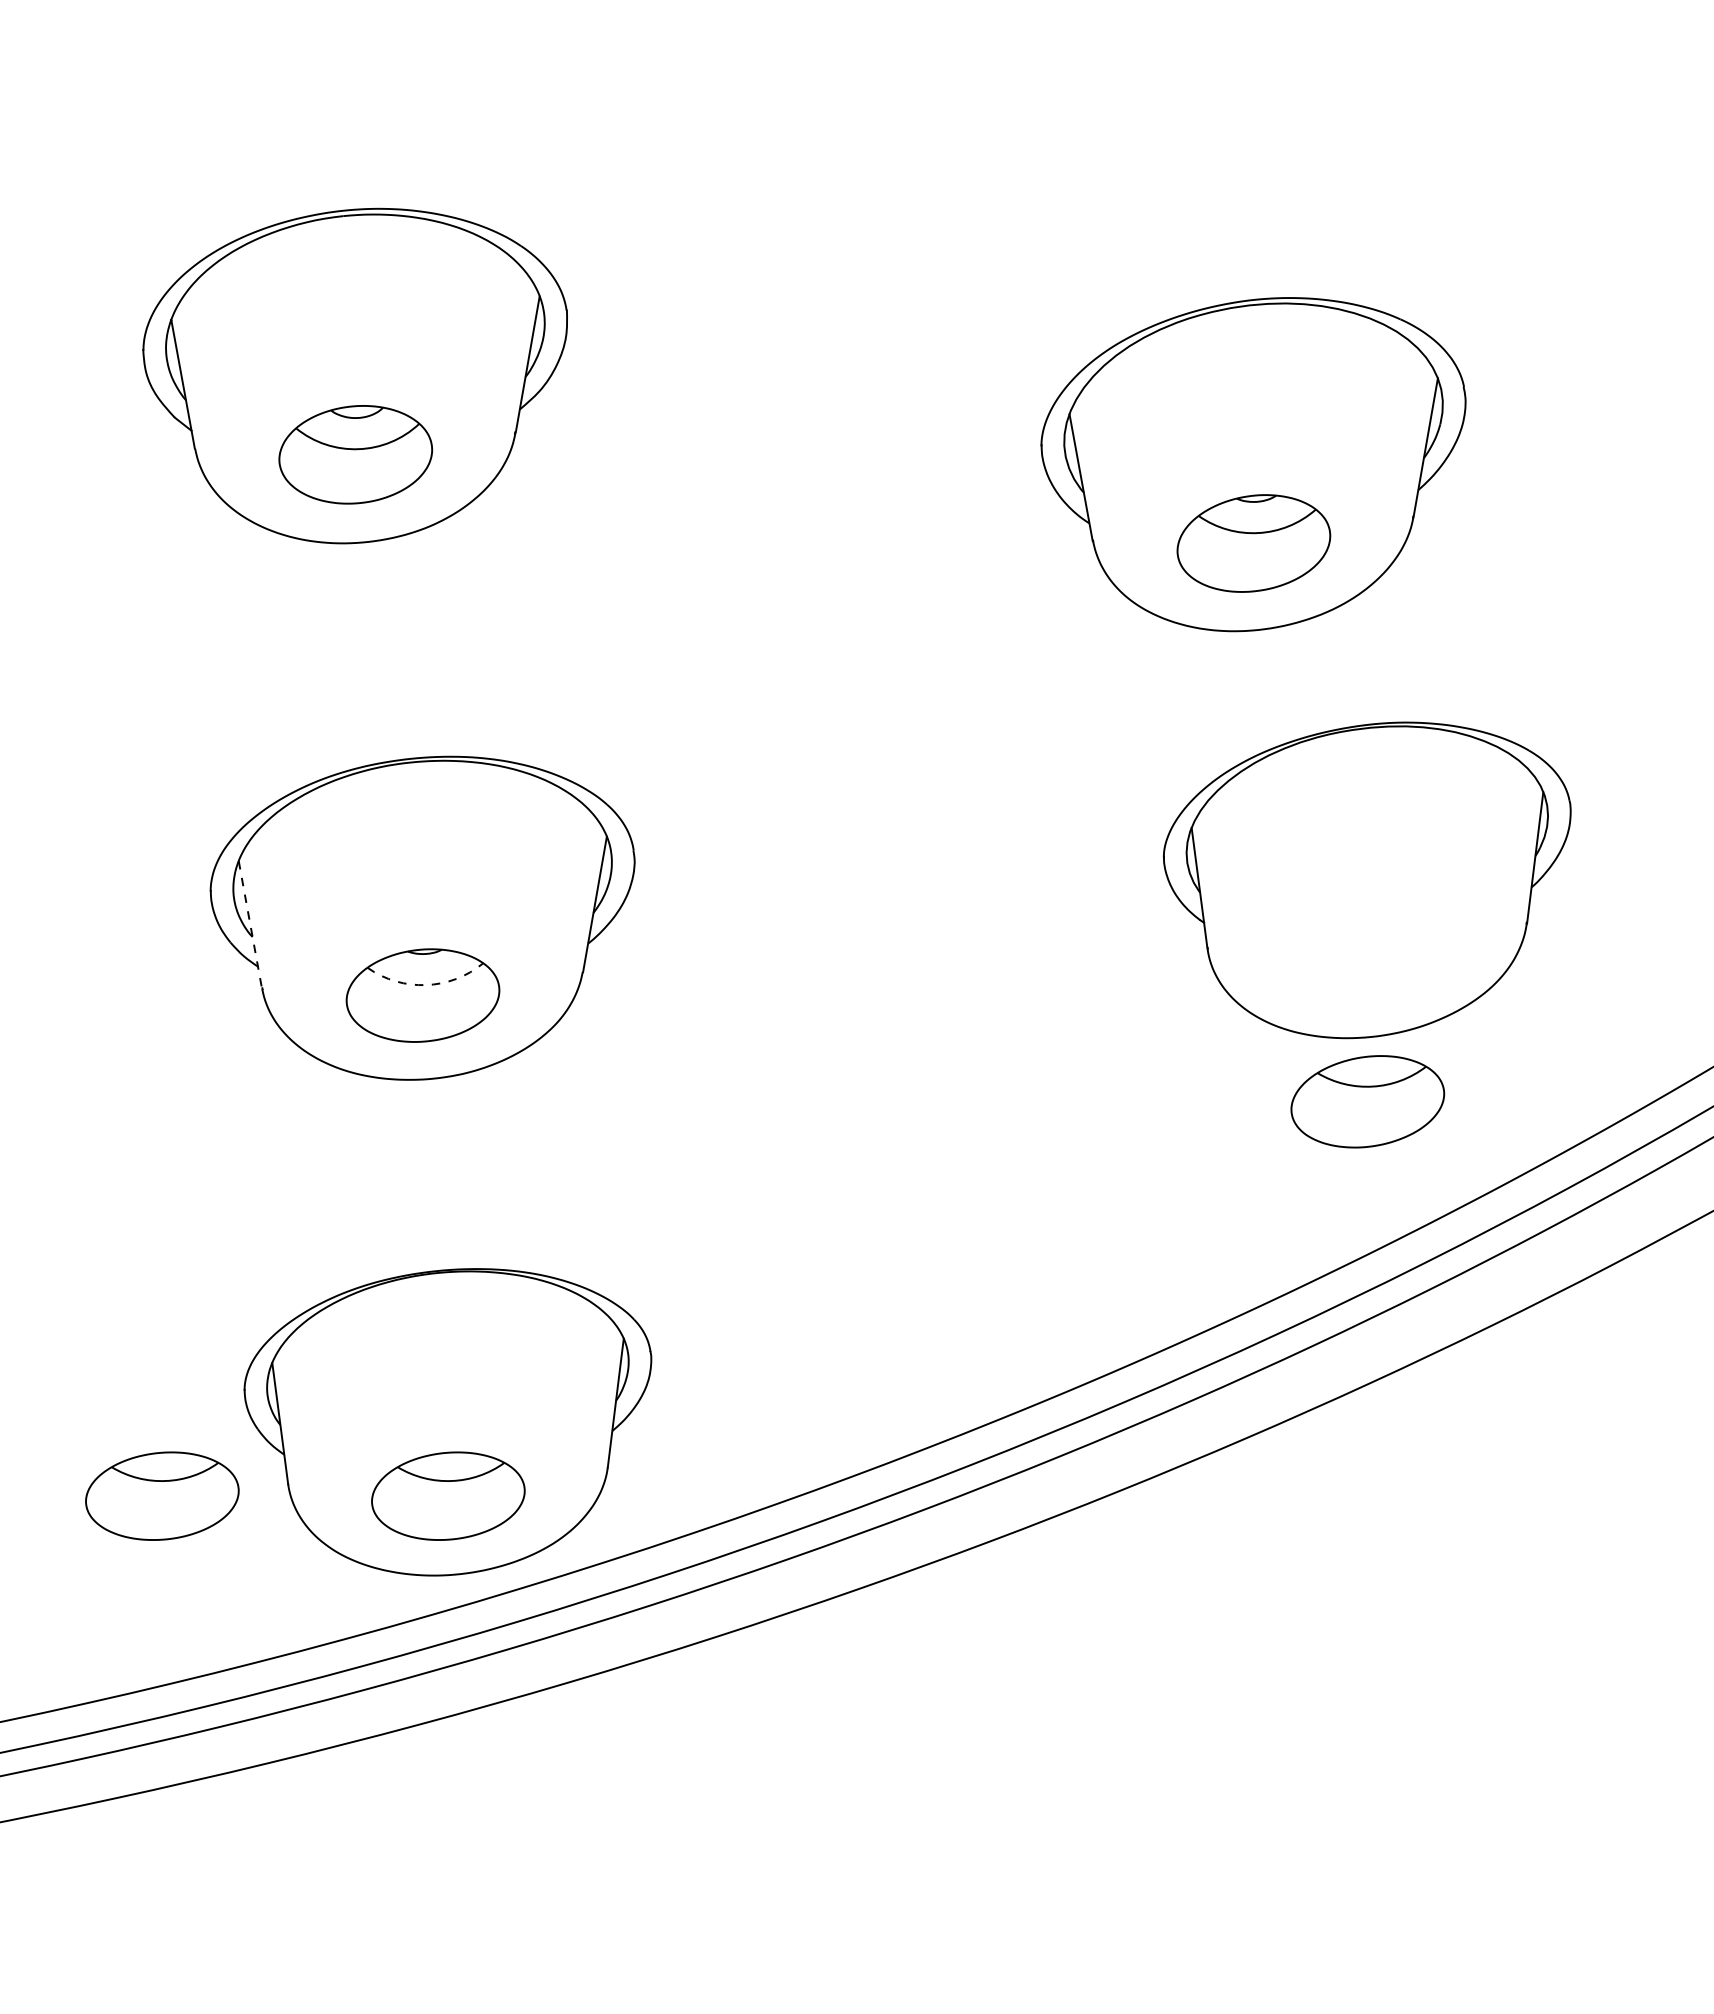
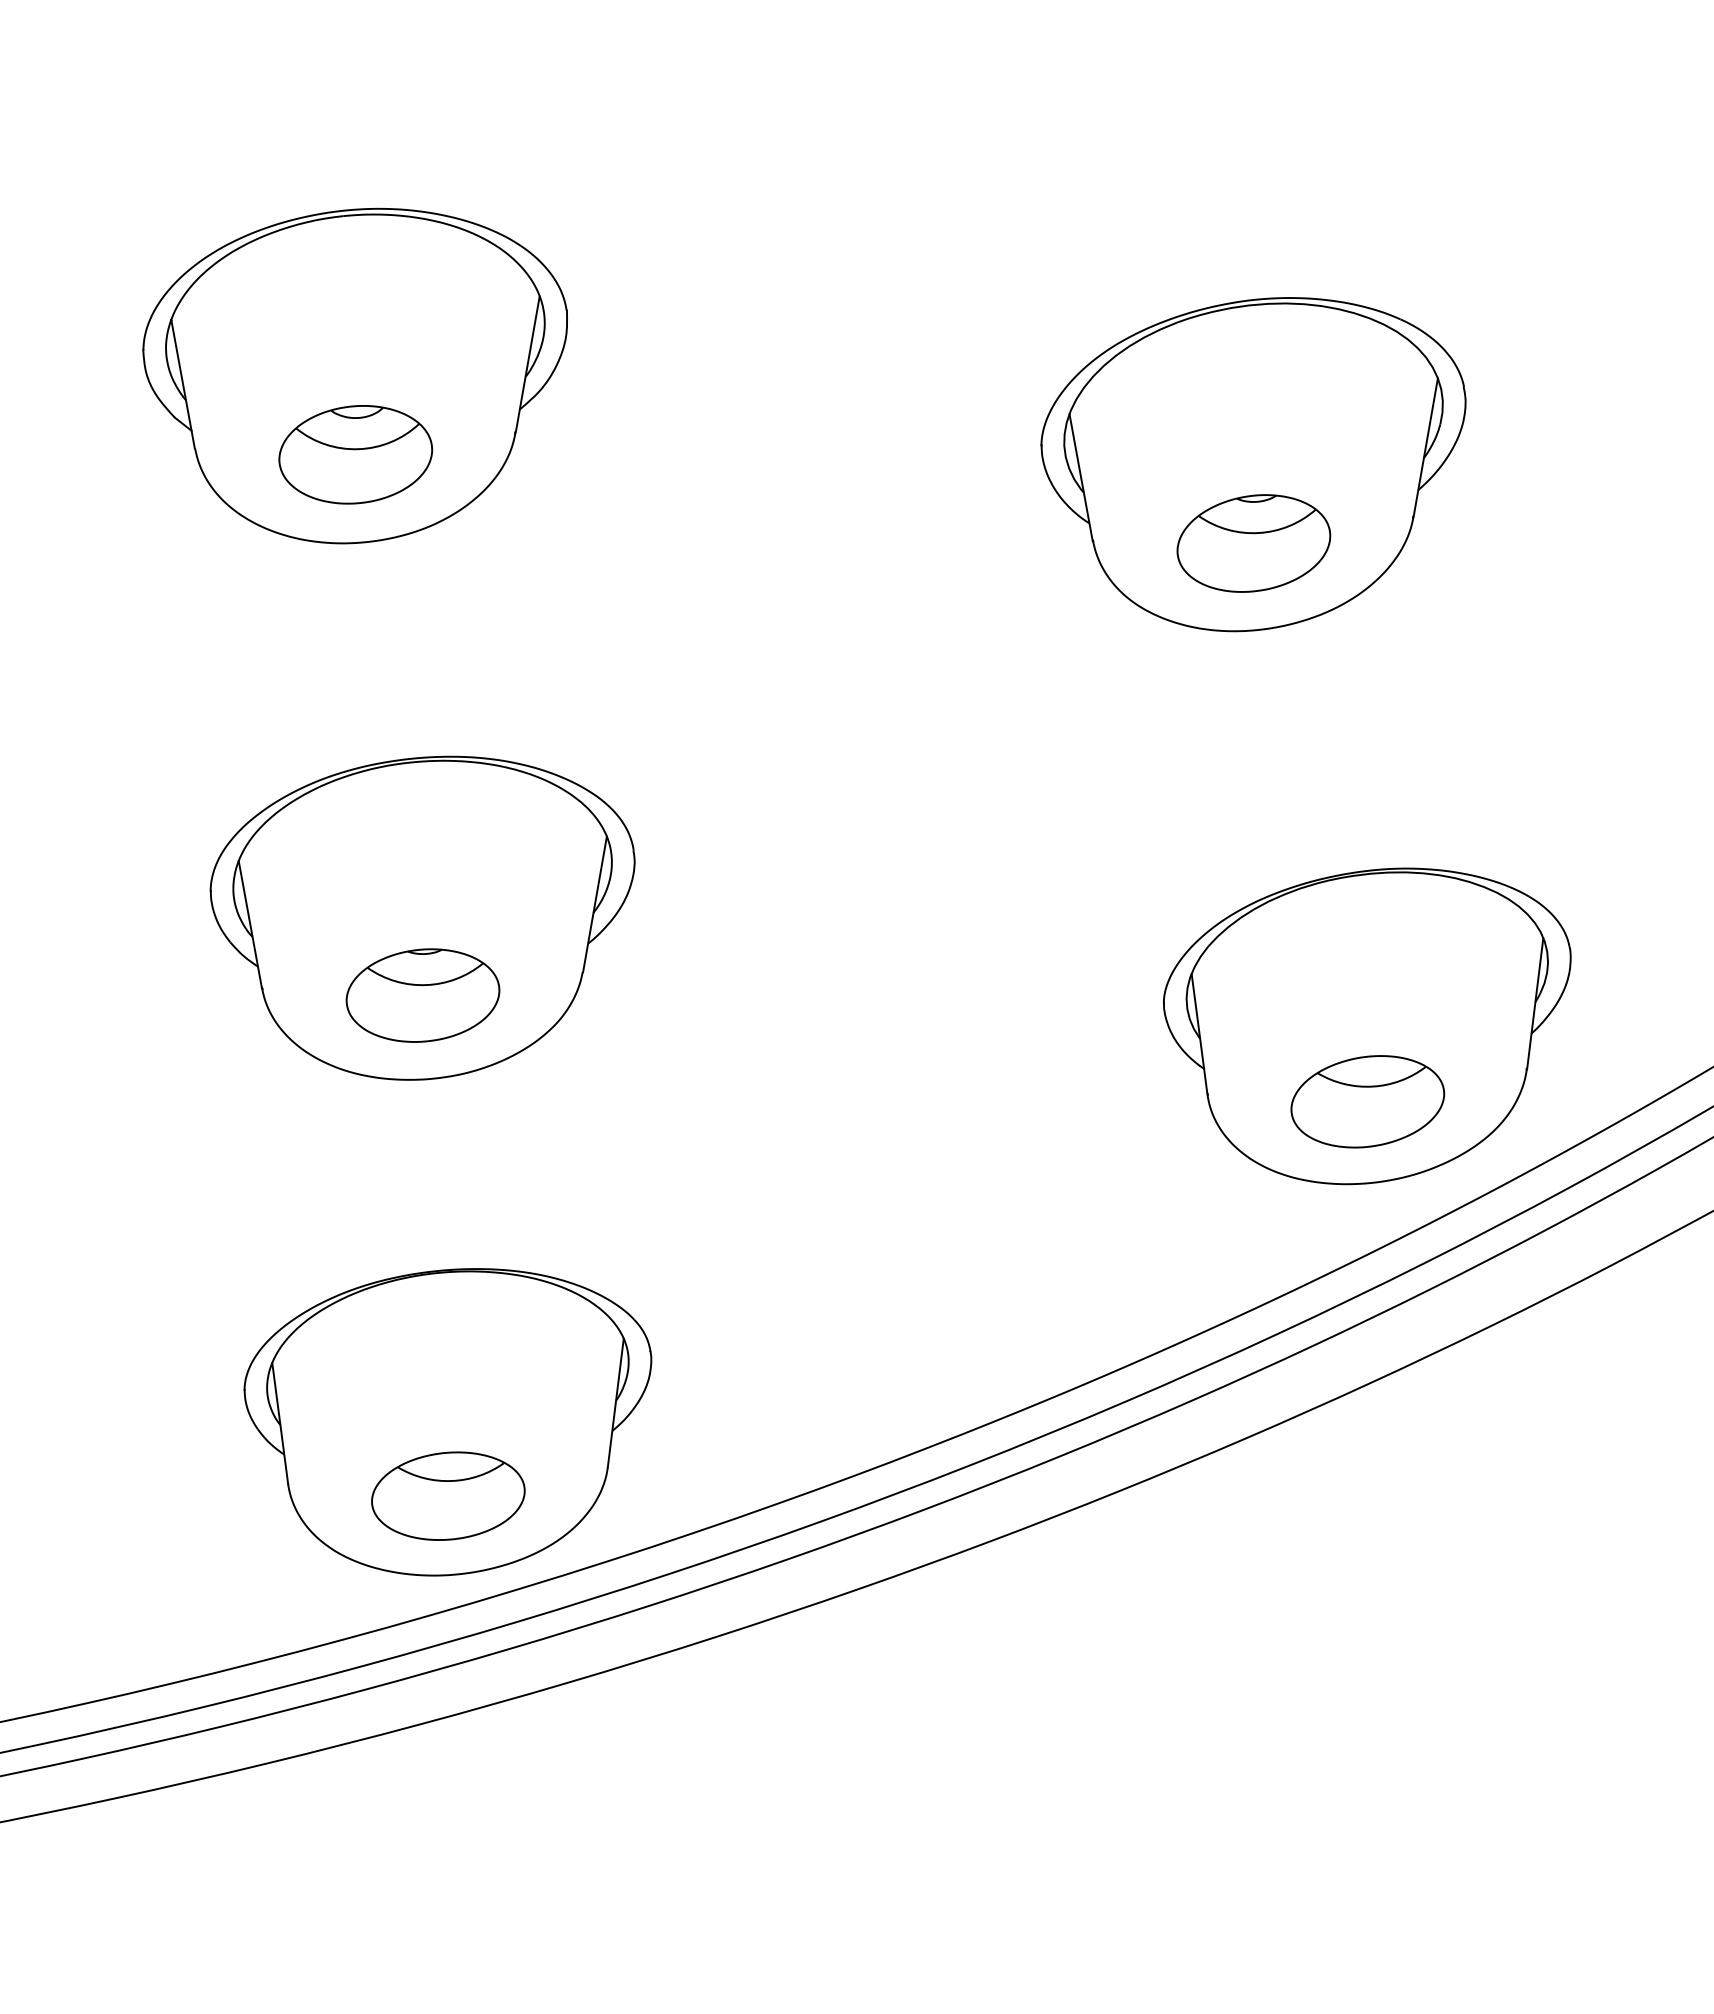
part position: (1367, 880) -> (1367, 1026) (1367, 1026)
line: dashed -> solid (250, 924)
arc: dashed -> solid (426, 985)
part: present -> none (162, 1495)
